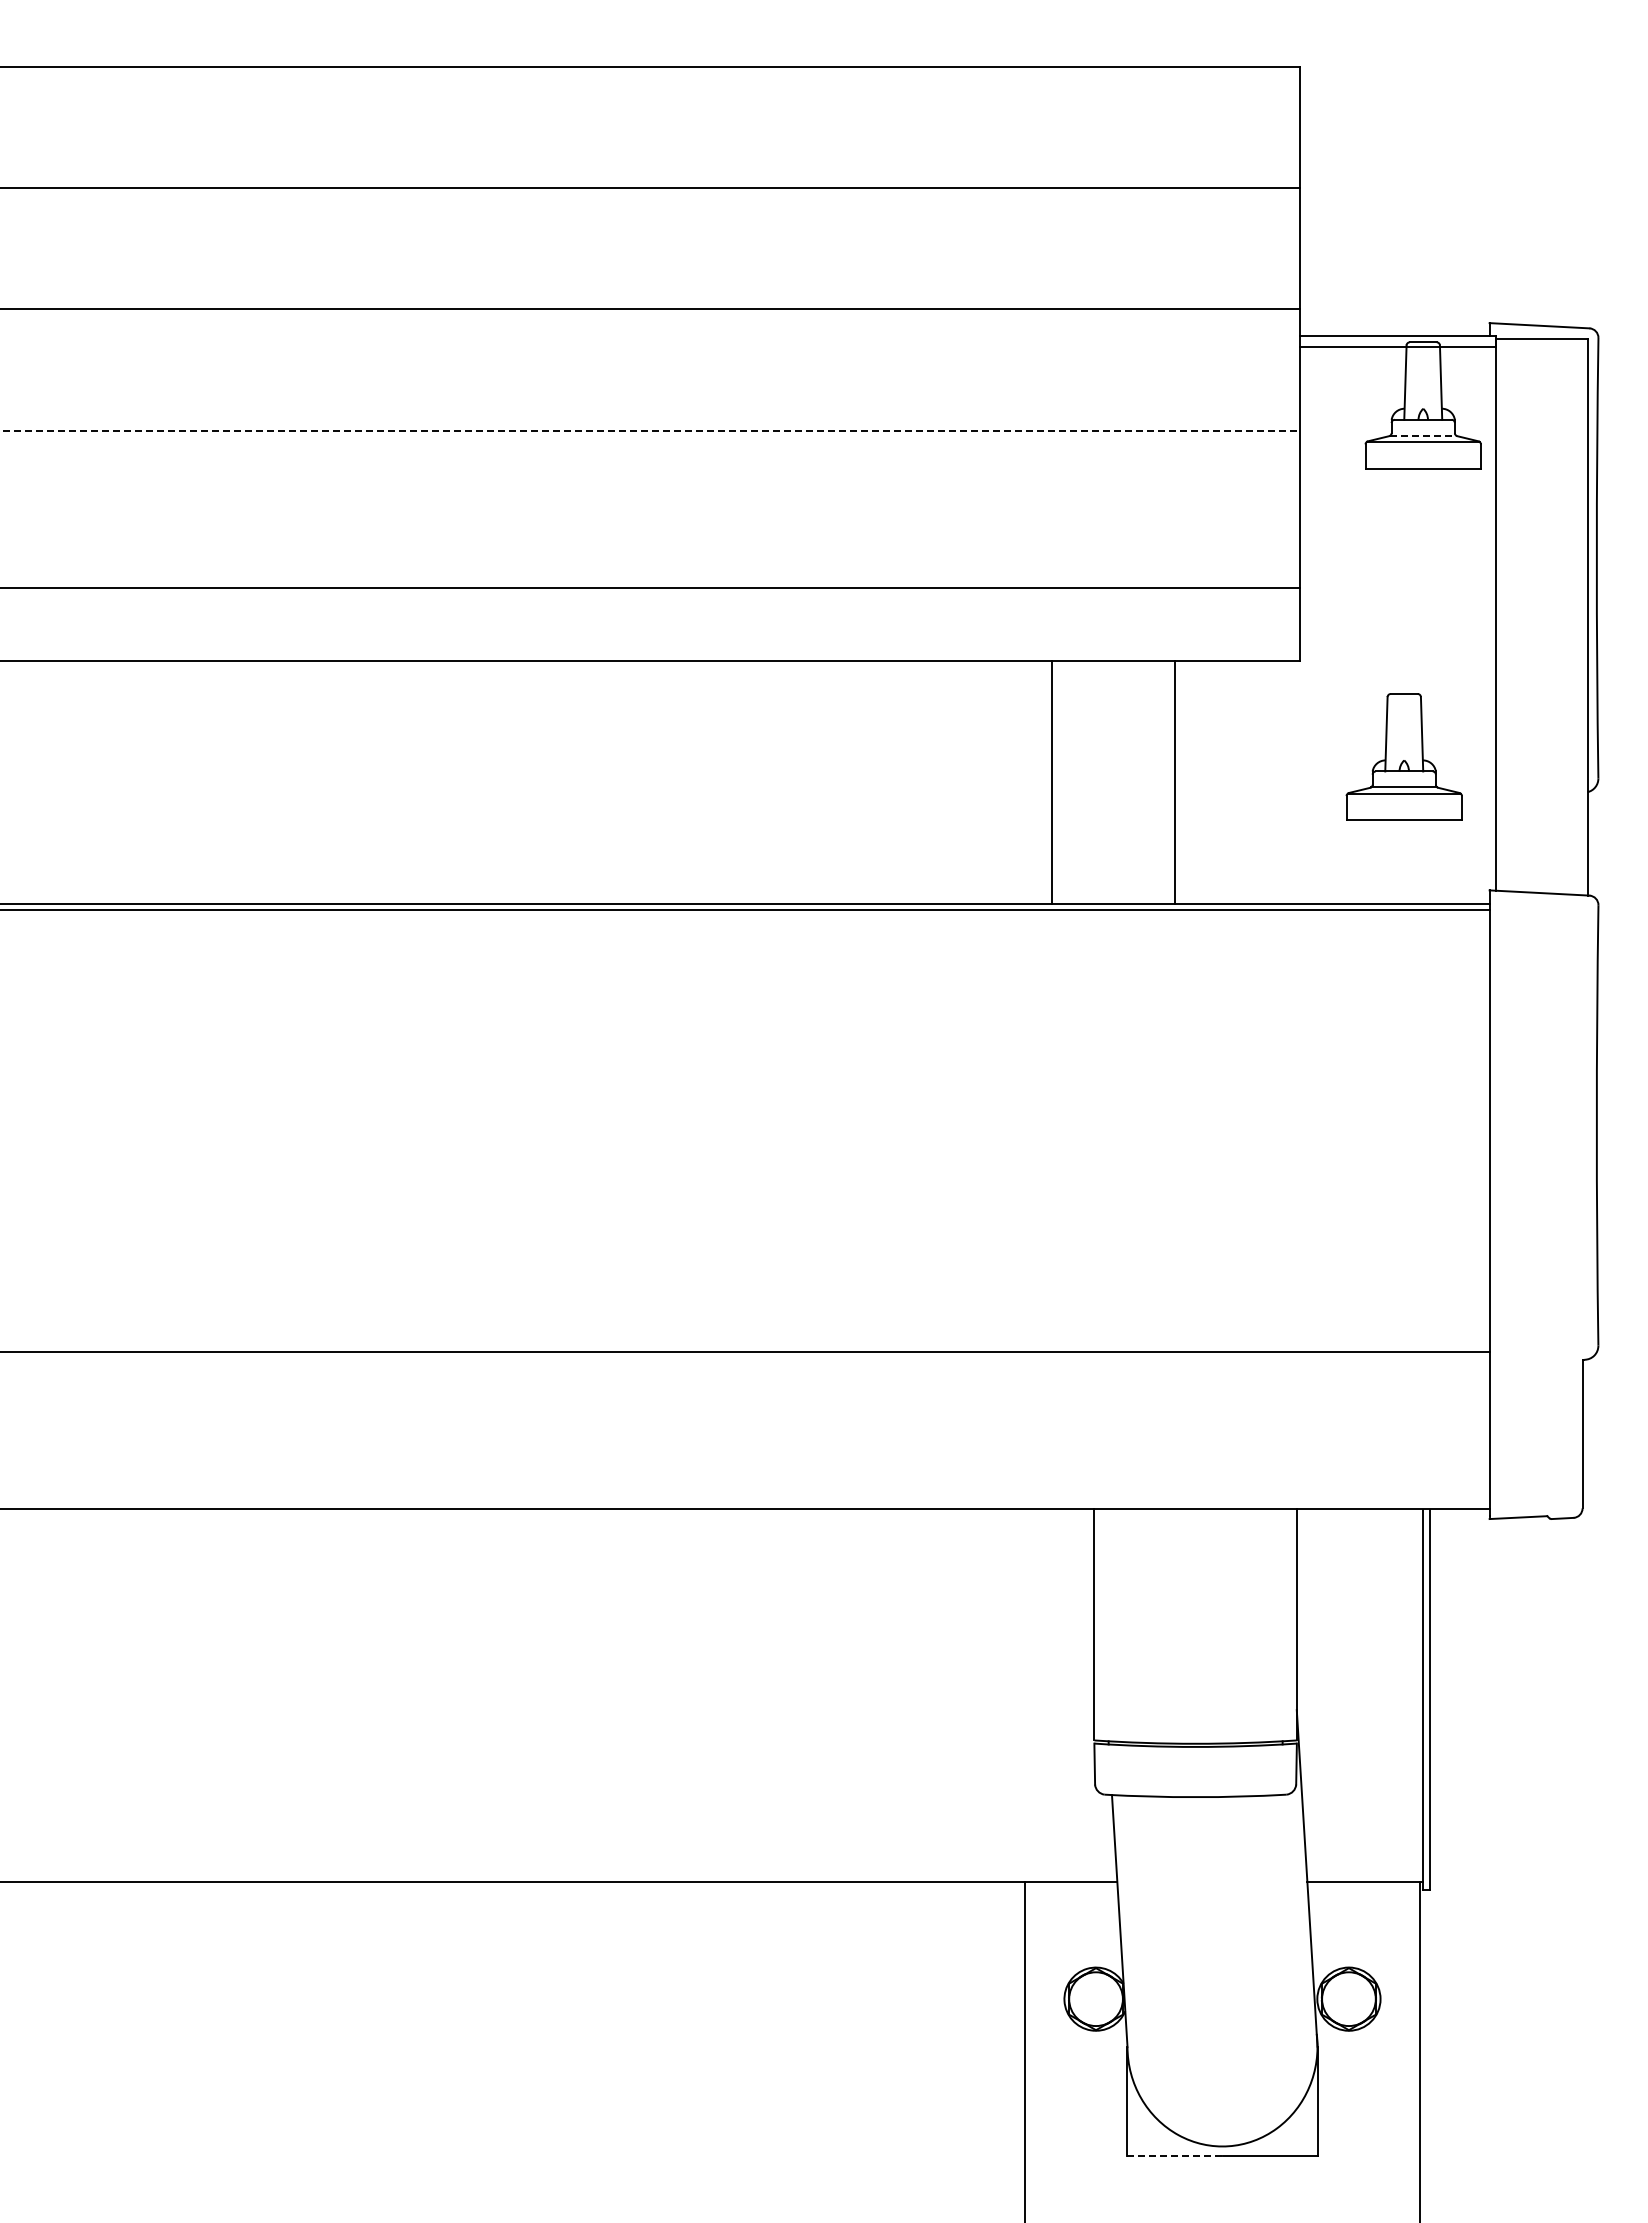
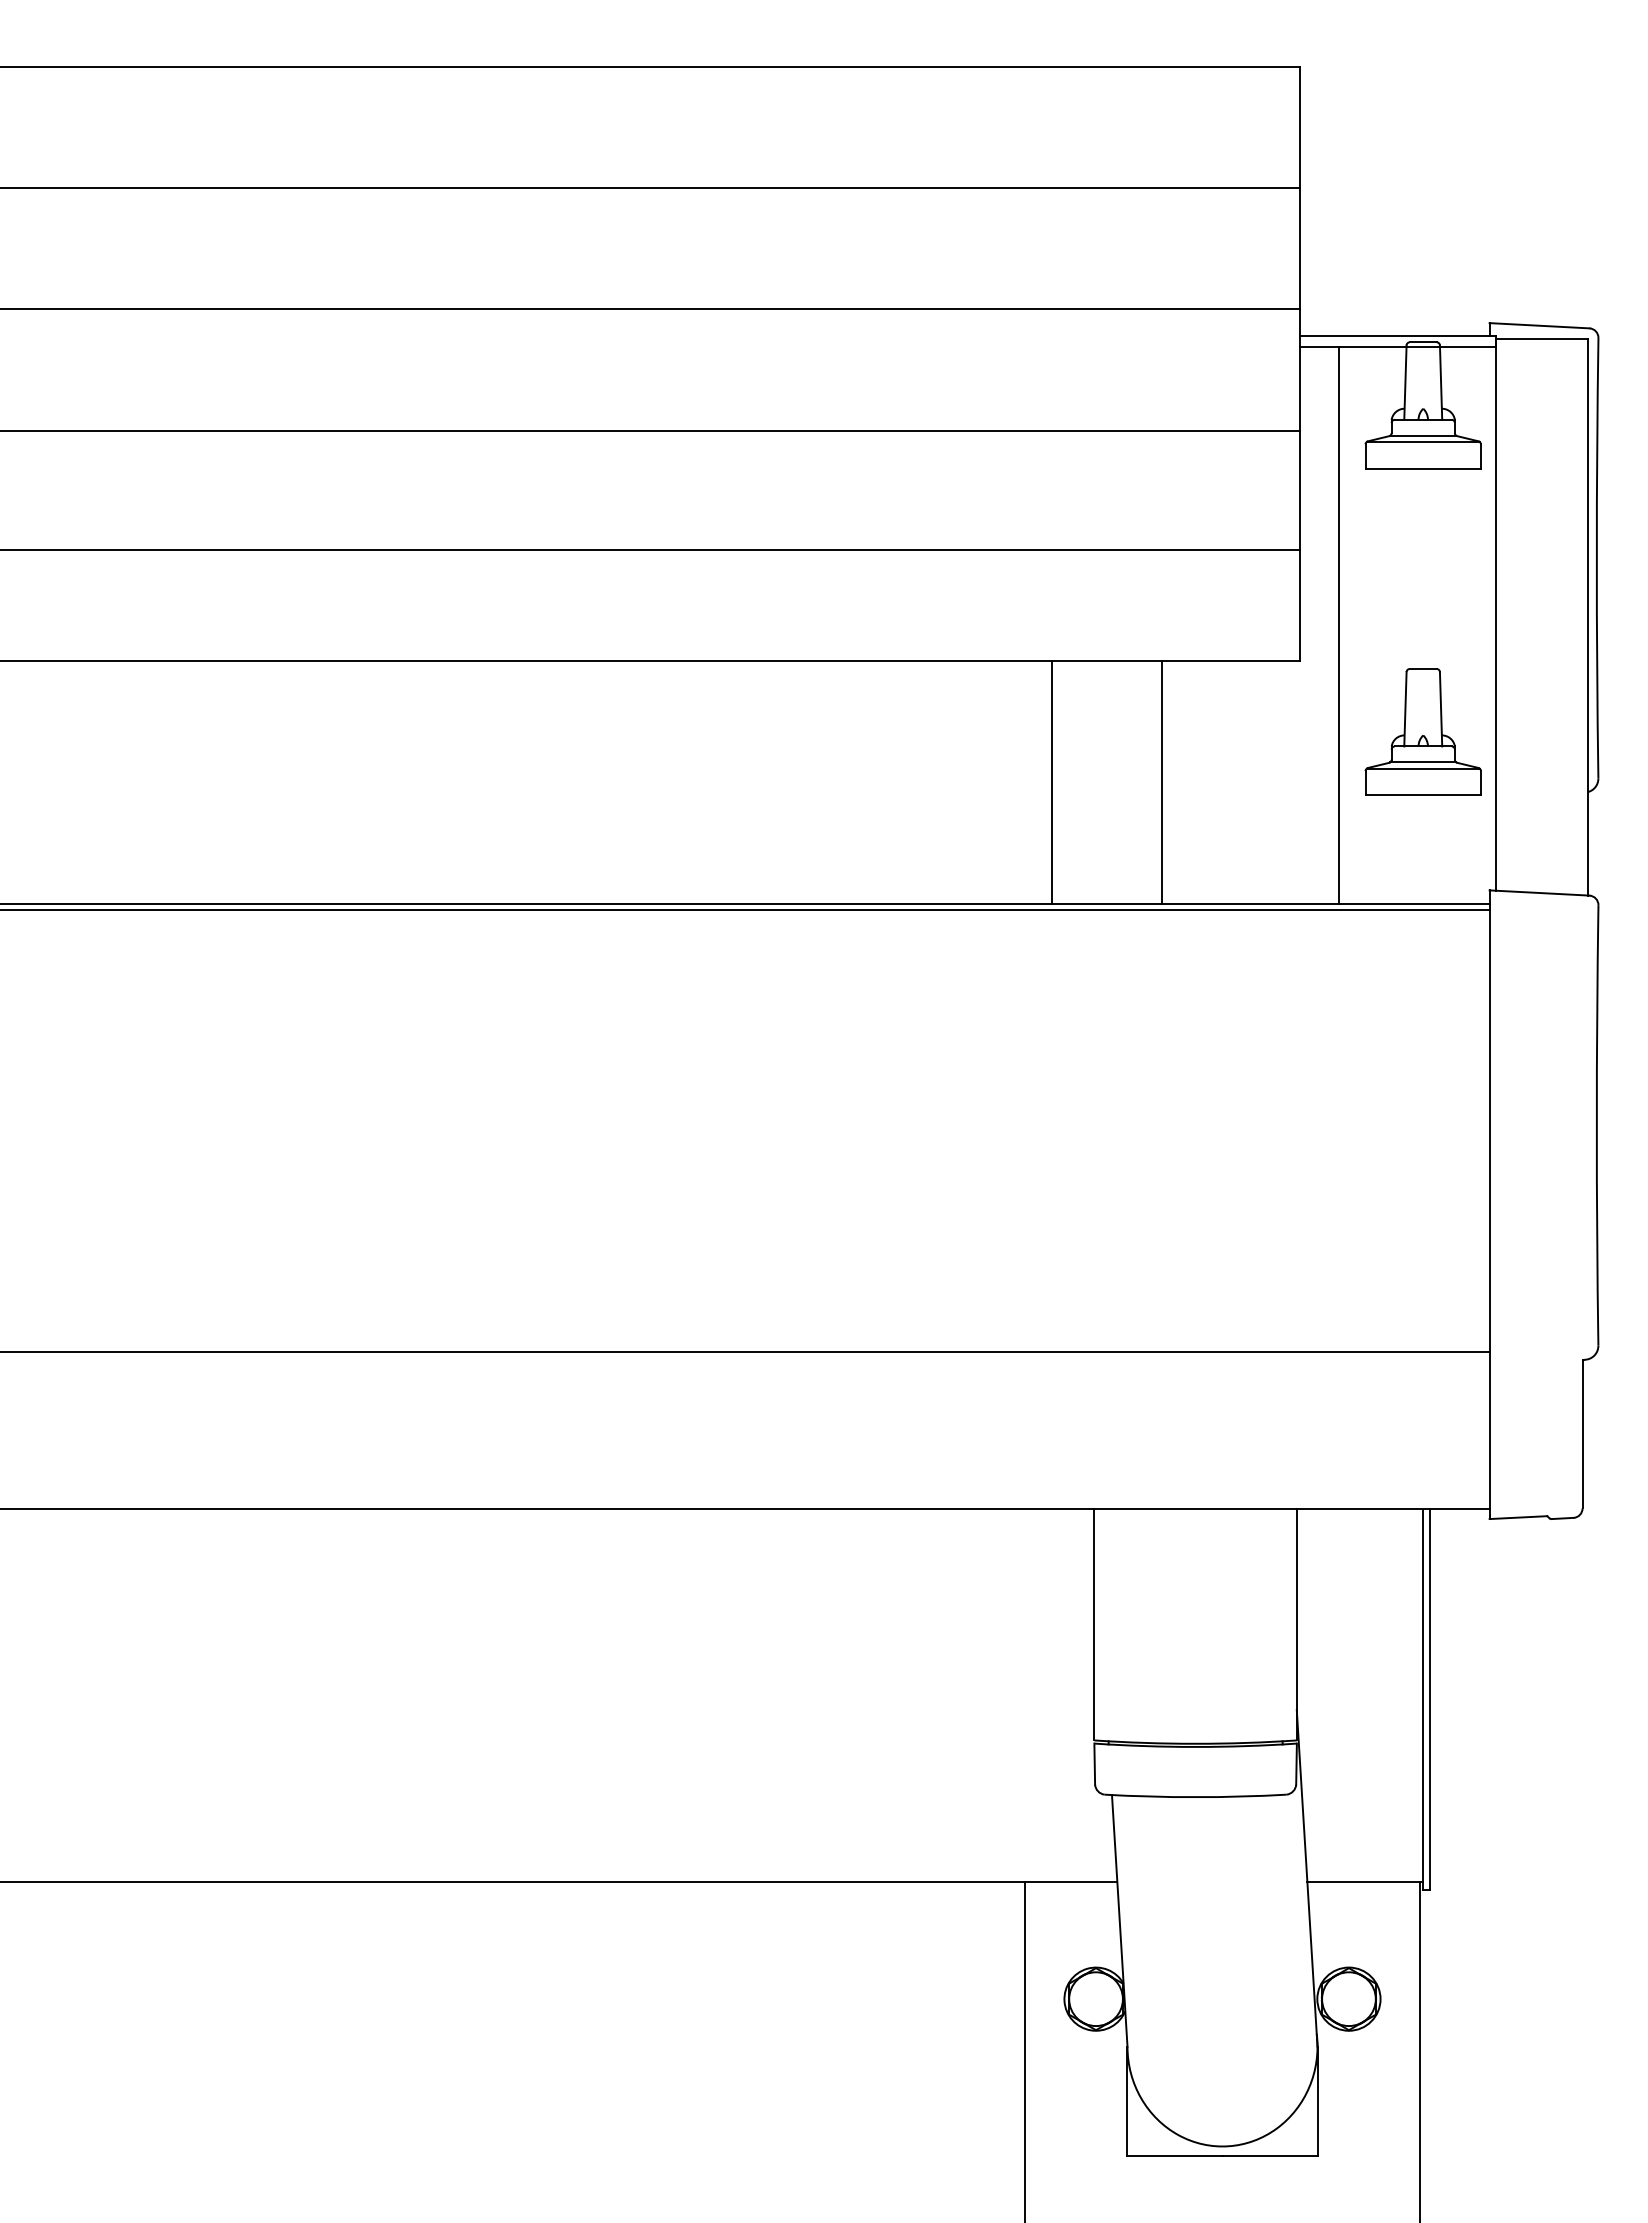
line: dashed -> solid (649, 430)
line: dashed -> solid (1423, 435)
line position: (650, 587) -> (650, 549) (650, 549)
line: none -> present (1339, 625)
part position: (1403, 756) -> (1422, 731) (1422, 731)
line position: (1175, 781) -> (1162, 781) (1162, 781)
line: dashed -> solid (1174, 2156)
